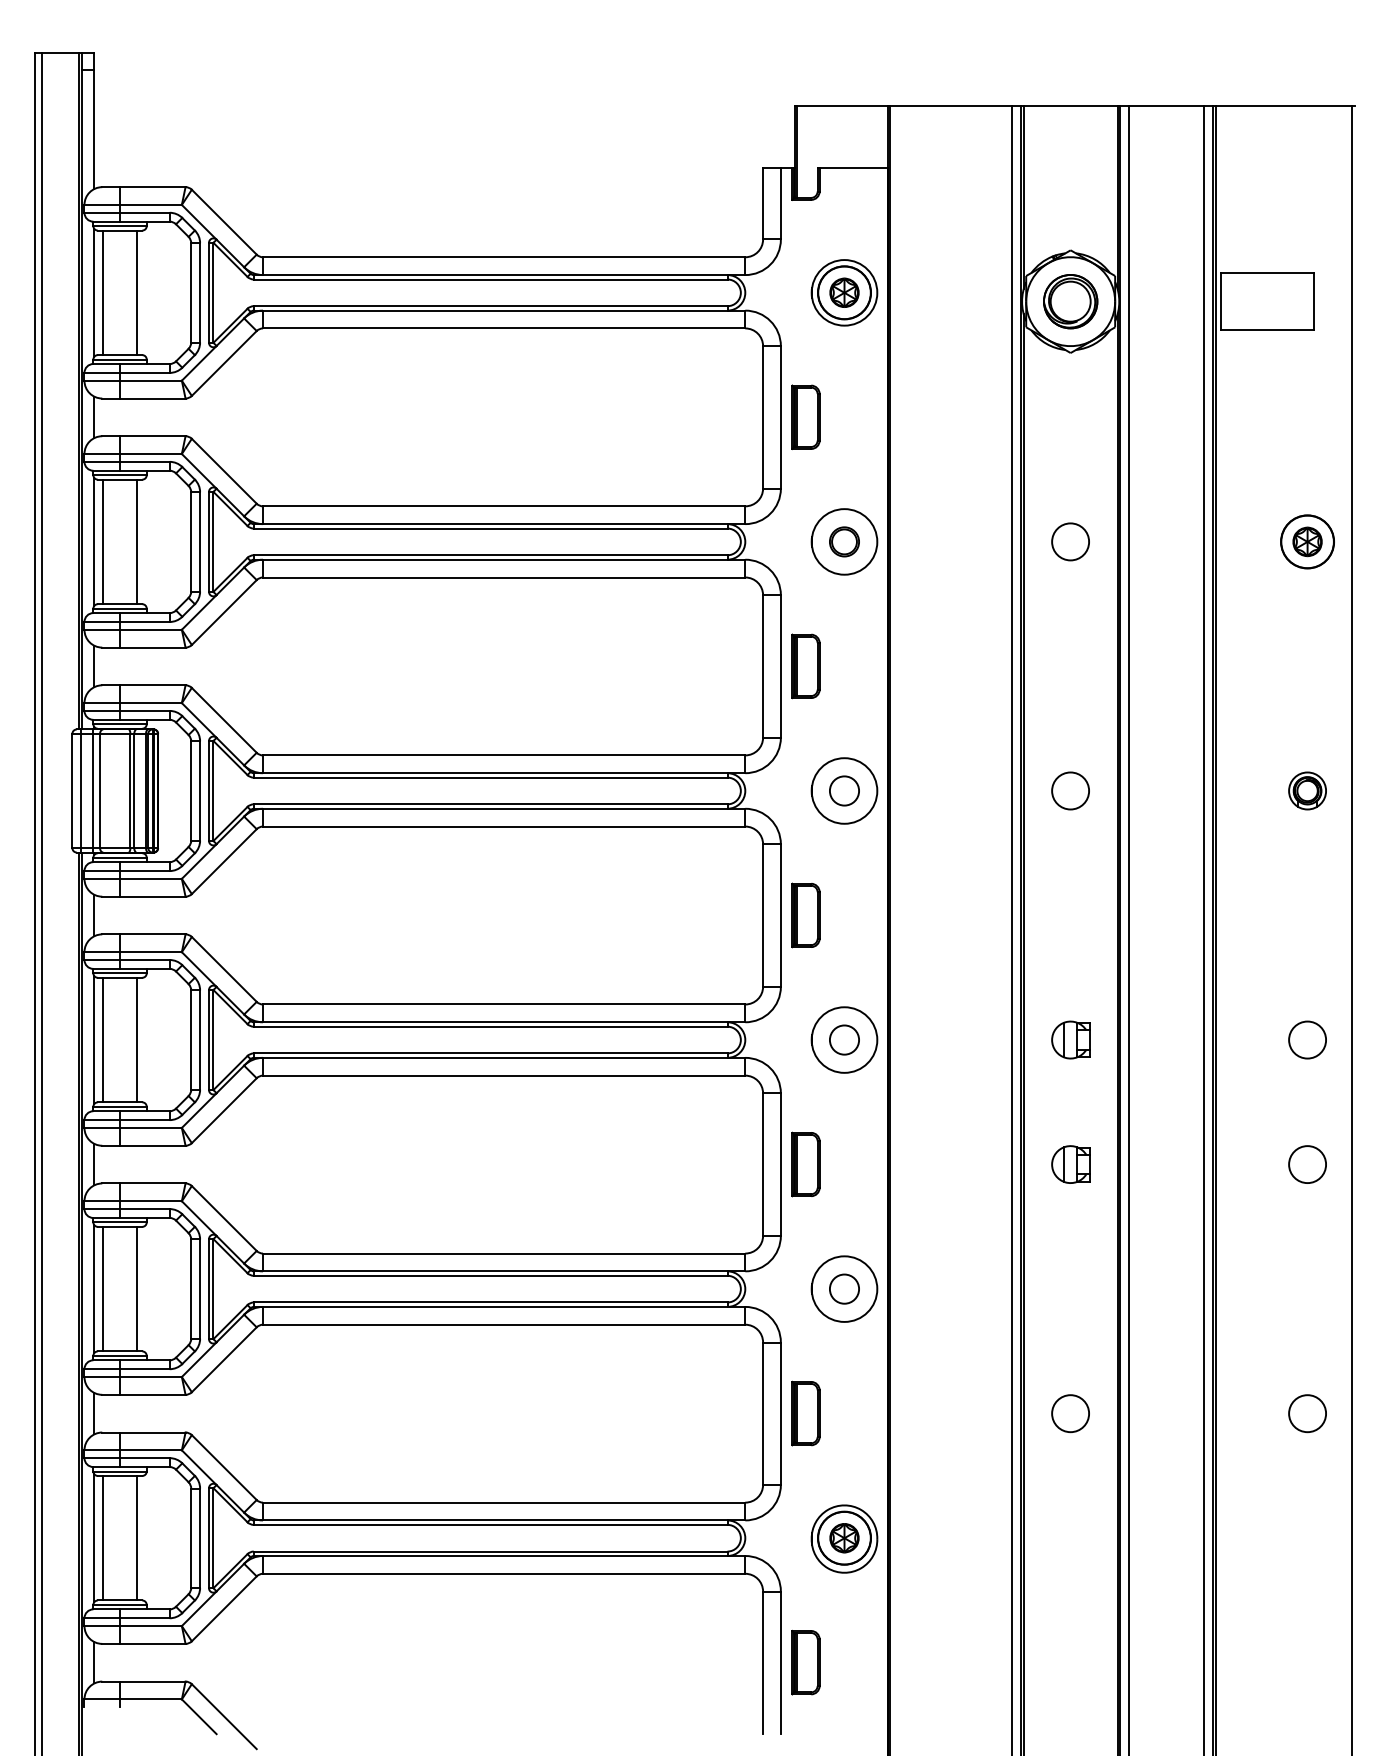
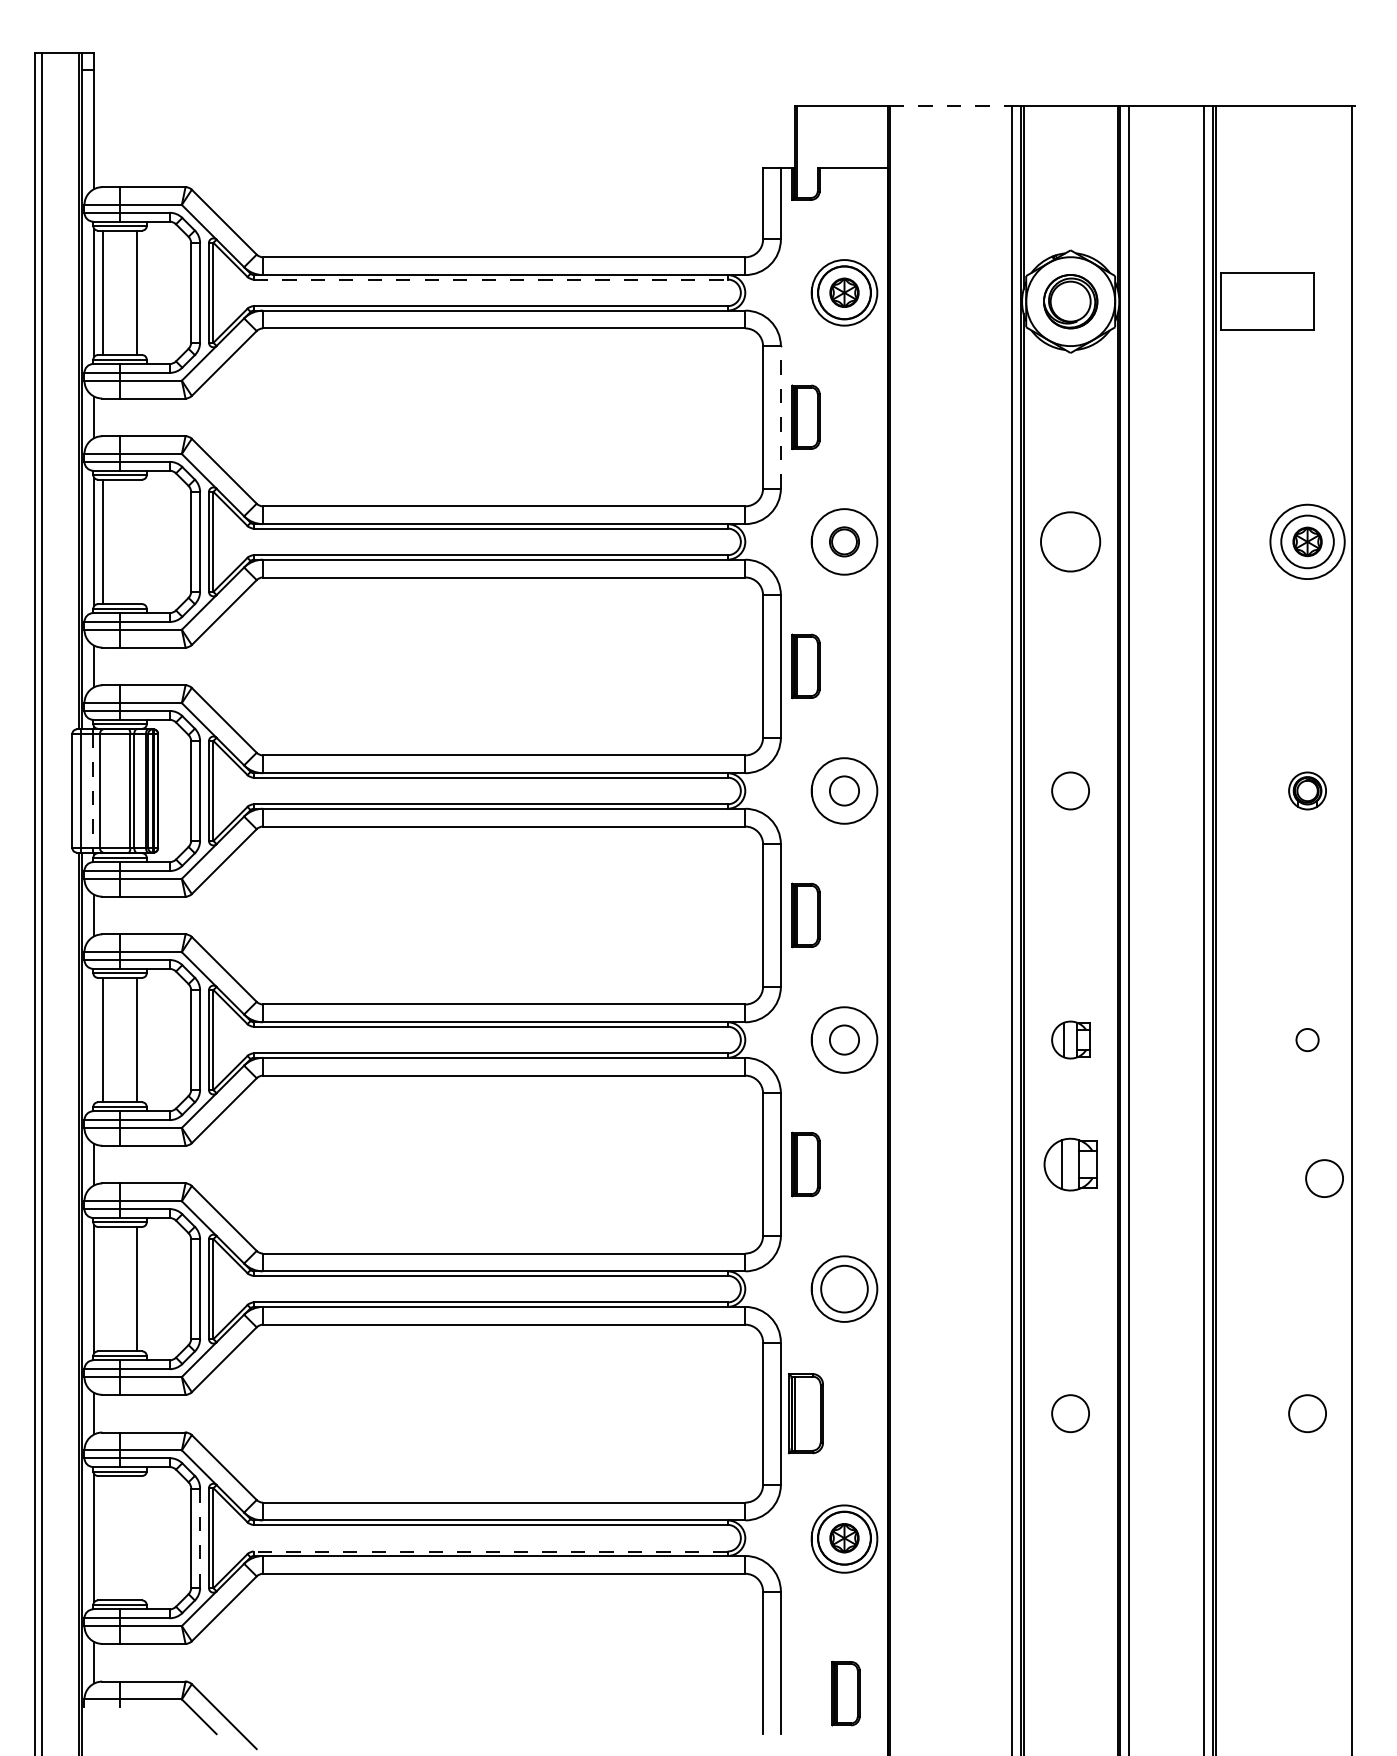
line: solid -> dashed (951, 105)
line: solid -> dashed (490, 279)
line: solid -> dashed (780, 416)
line: present -> none (137, 541)
circle diameter: 37 px -> 59 px (1070, 541)
circle diameter: 53 px -> 74 px (1307, 541)
line: solid -> dashed (93, 791)
line: present -> none (94, 1039)
circle diameter: 37 px -> 22 px (1307, 1039)
part size: 40x39 px -> 55x55 px (1070, 1164)
circle position: (1307, 1164) -> (1324, 1178) (1324, 1178)
line: present -> none (102, 1288)
circle diameter: 29 px -> 47 px (844, 1288)
part size: 30x67 px -> 36x82 px (805, 1413)
line: present -> none (102, 1537)
line: present -> none (137, 1537)
line: solid -> dashed (200, 1538)
line: solid -> dashed (490, 1551)
part position: (805, 1662) -> (845, 1693) (845, 1693)
